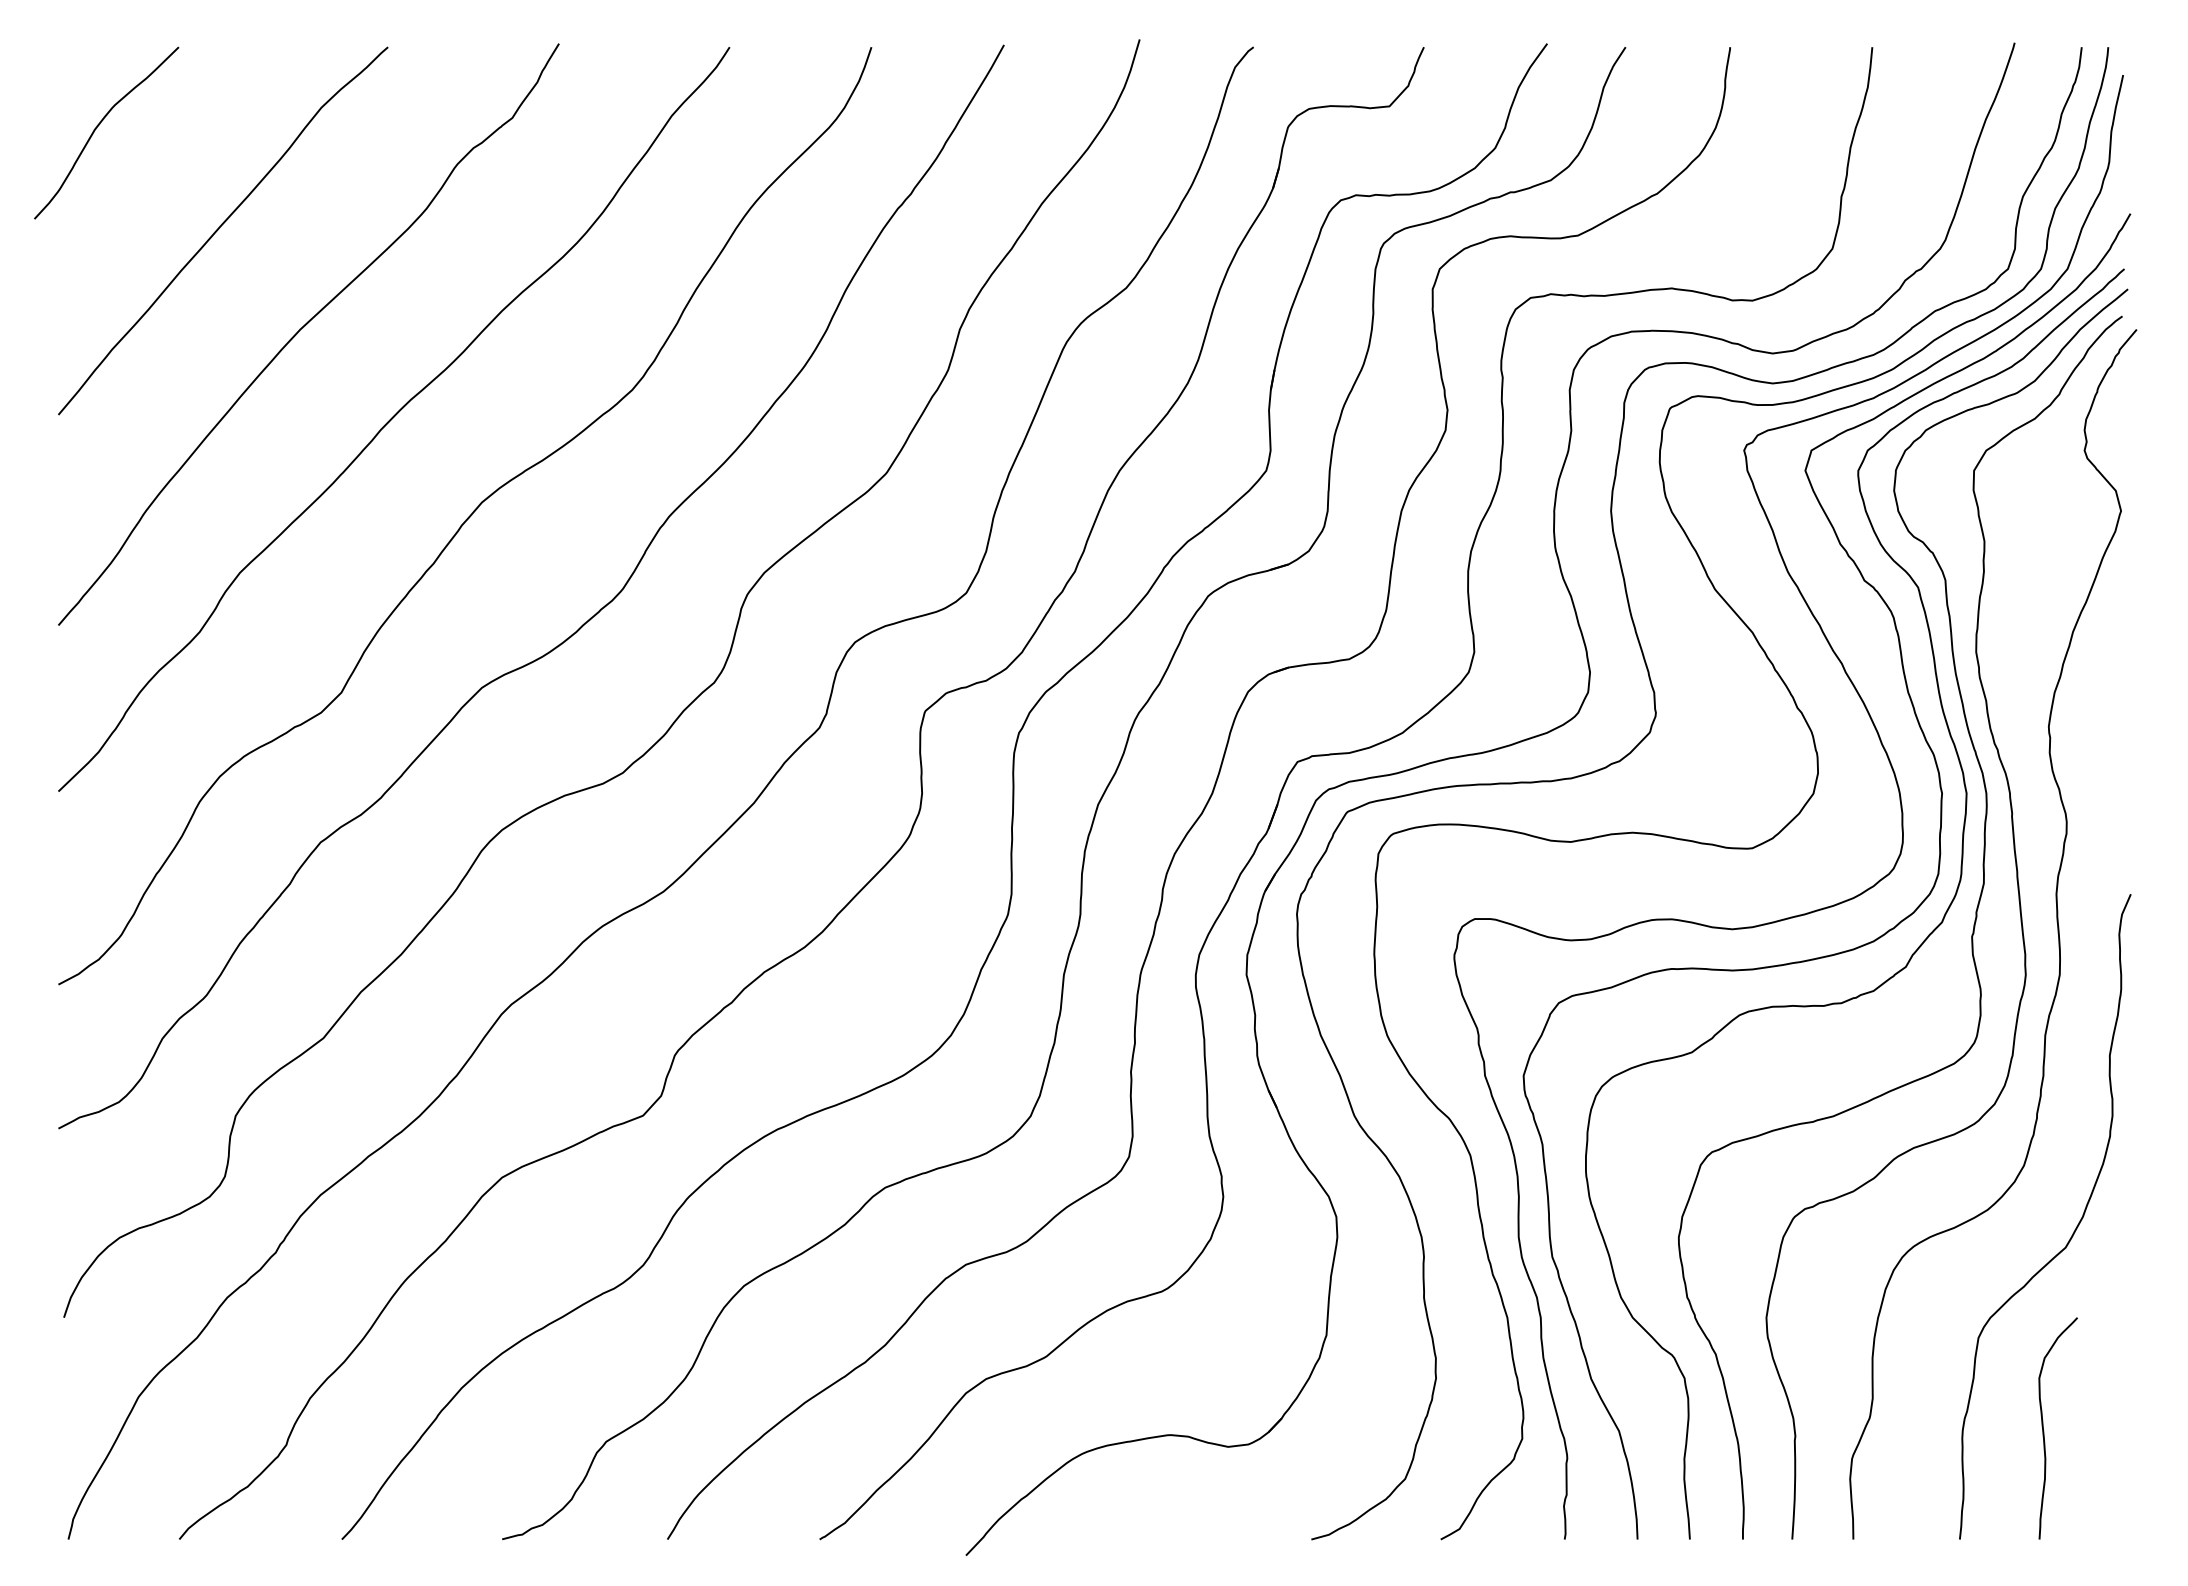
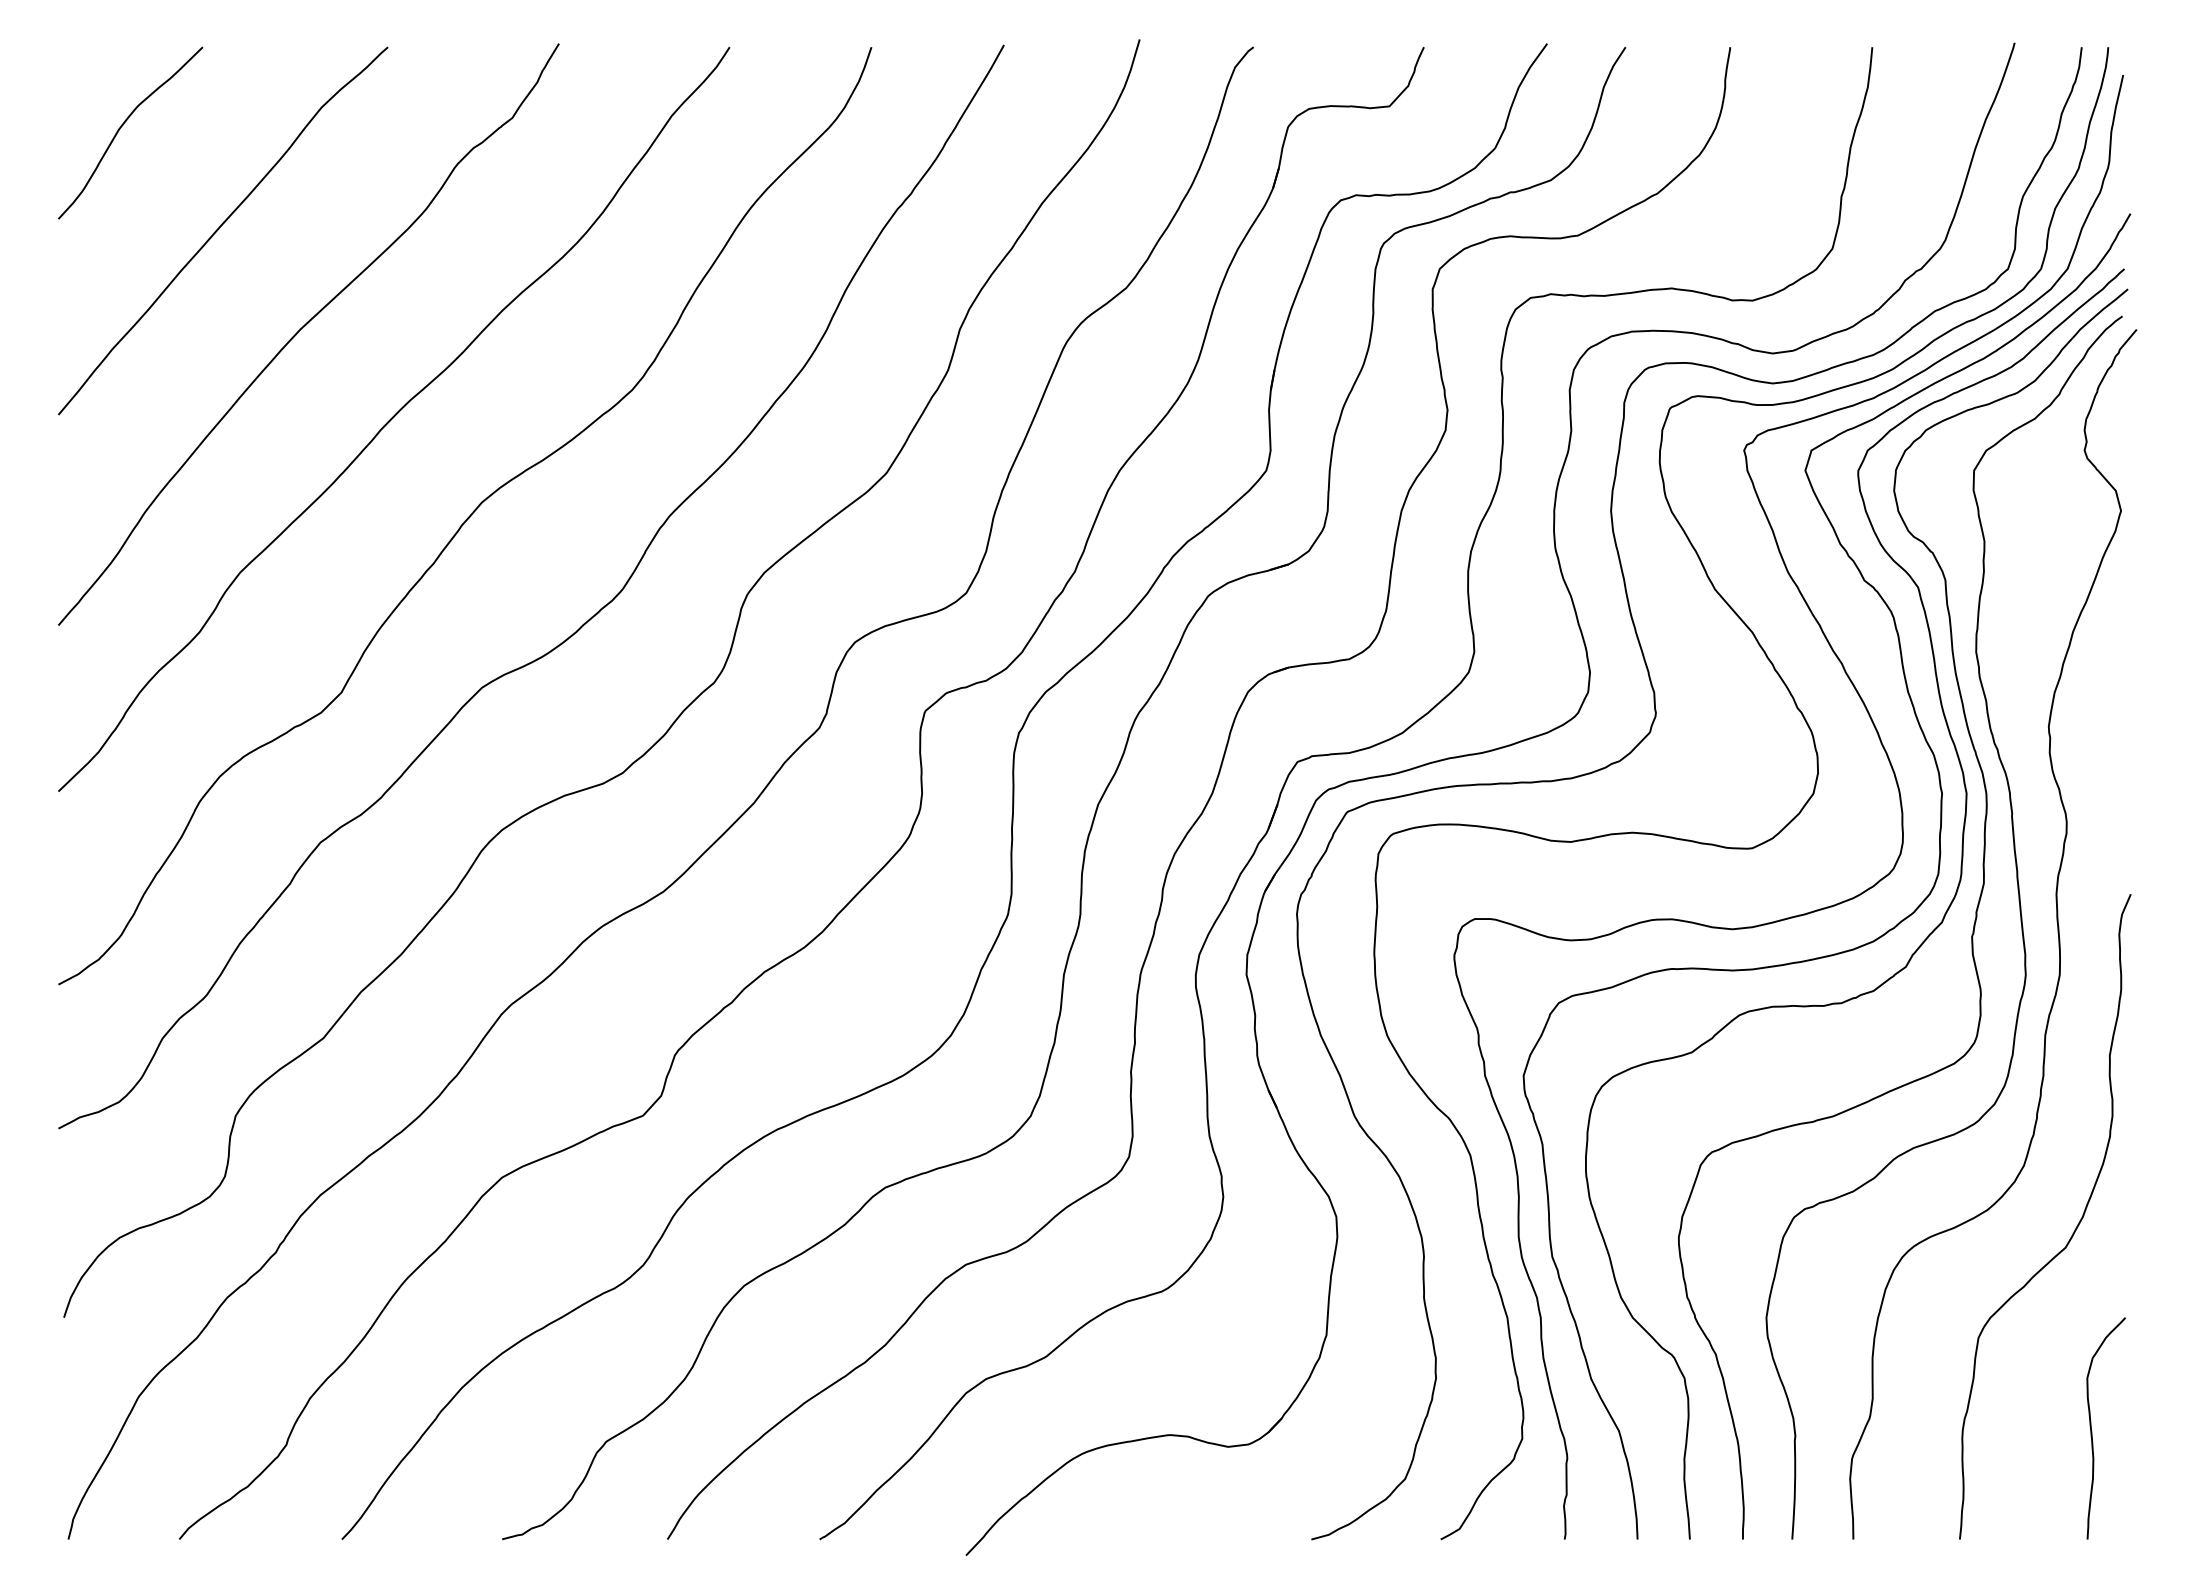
curve position: (99, 125) -> (123, 125) (123, 125)
curve position: (2044, 1430) -> (2092, 1430) (2092, 1430)
